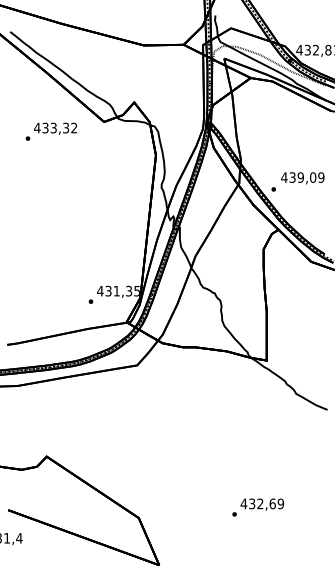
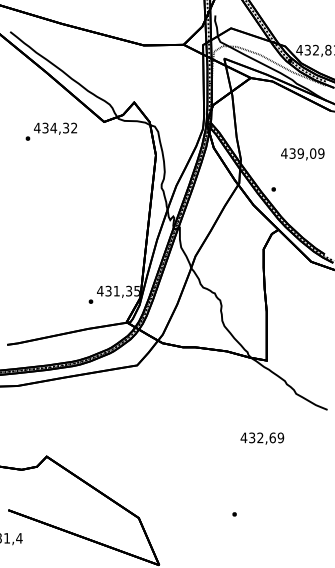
text: 433,32 -> 434,32 (53, 127)
text position: (302, 178) -> (302, 154) (302, 154)
text position: (262, 504) -> (262, 438) (262, 438)
